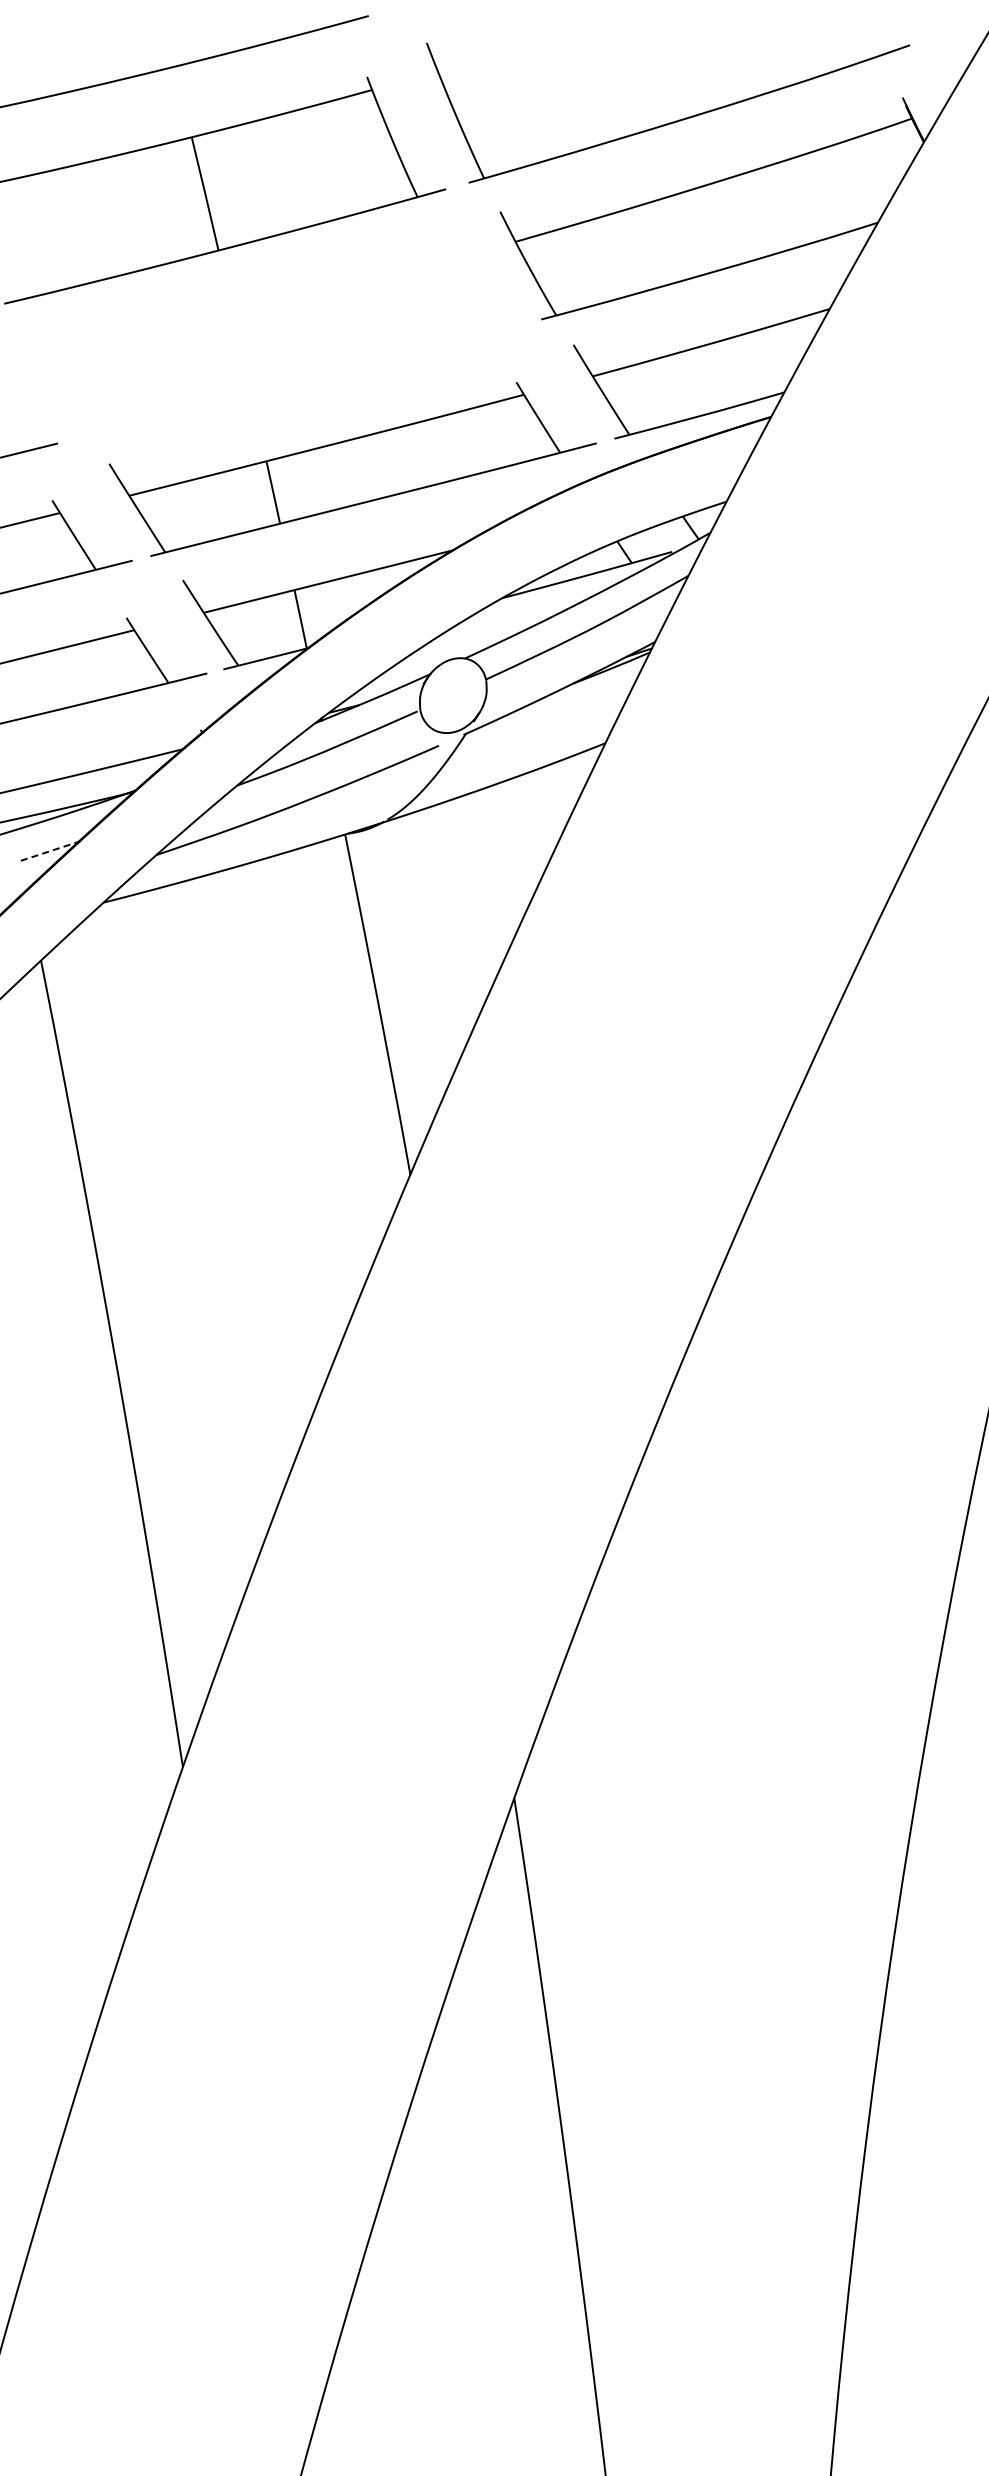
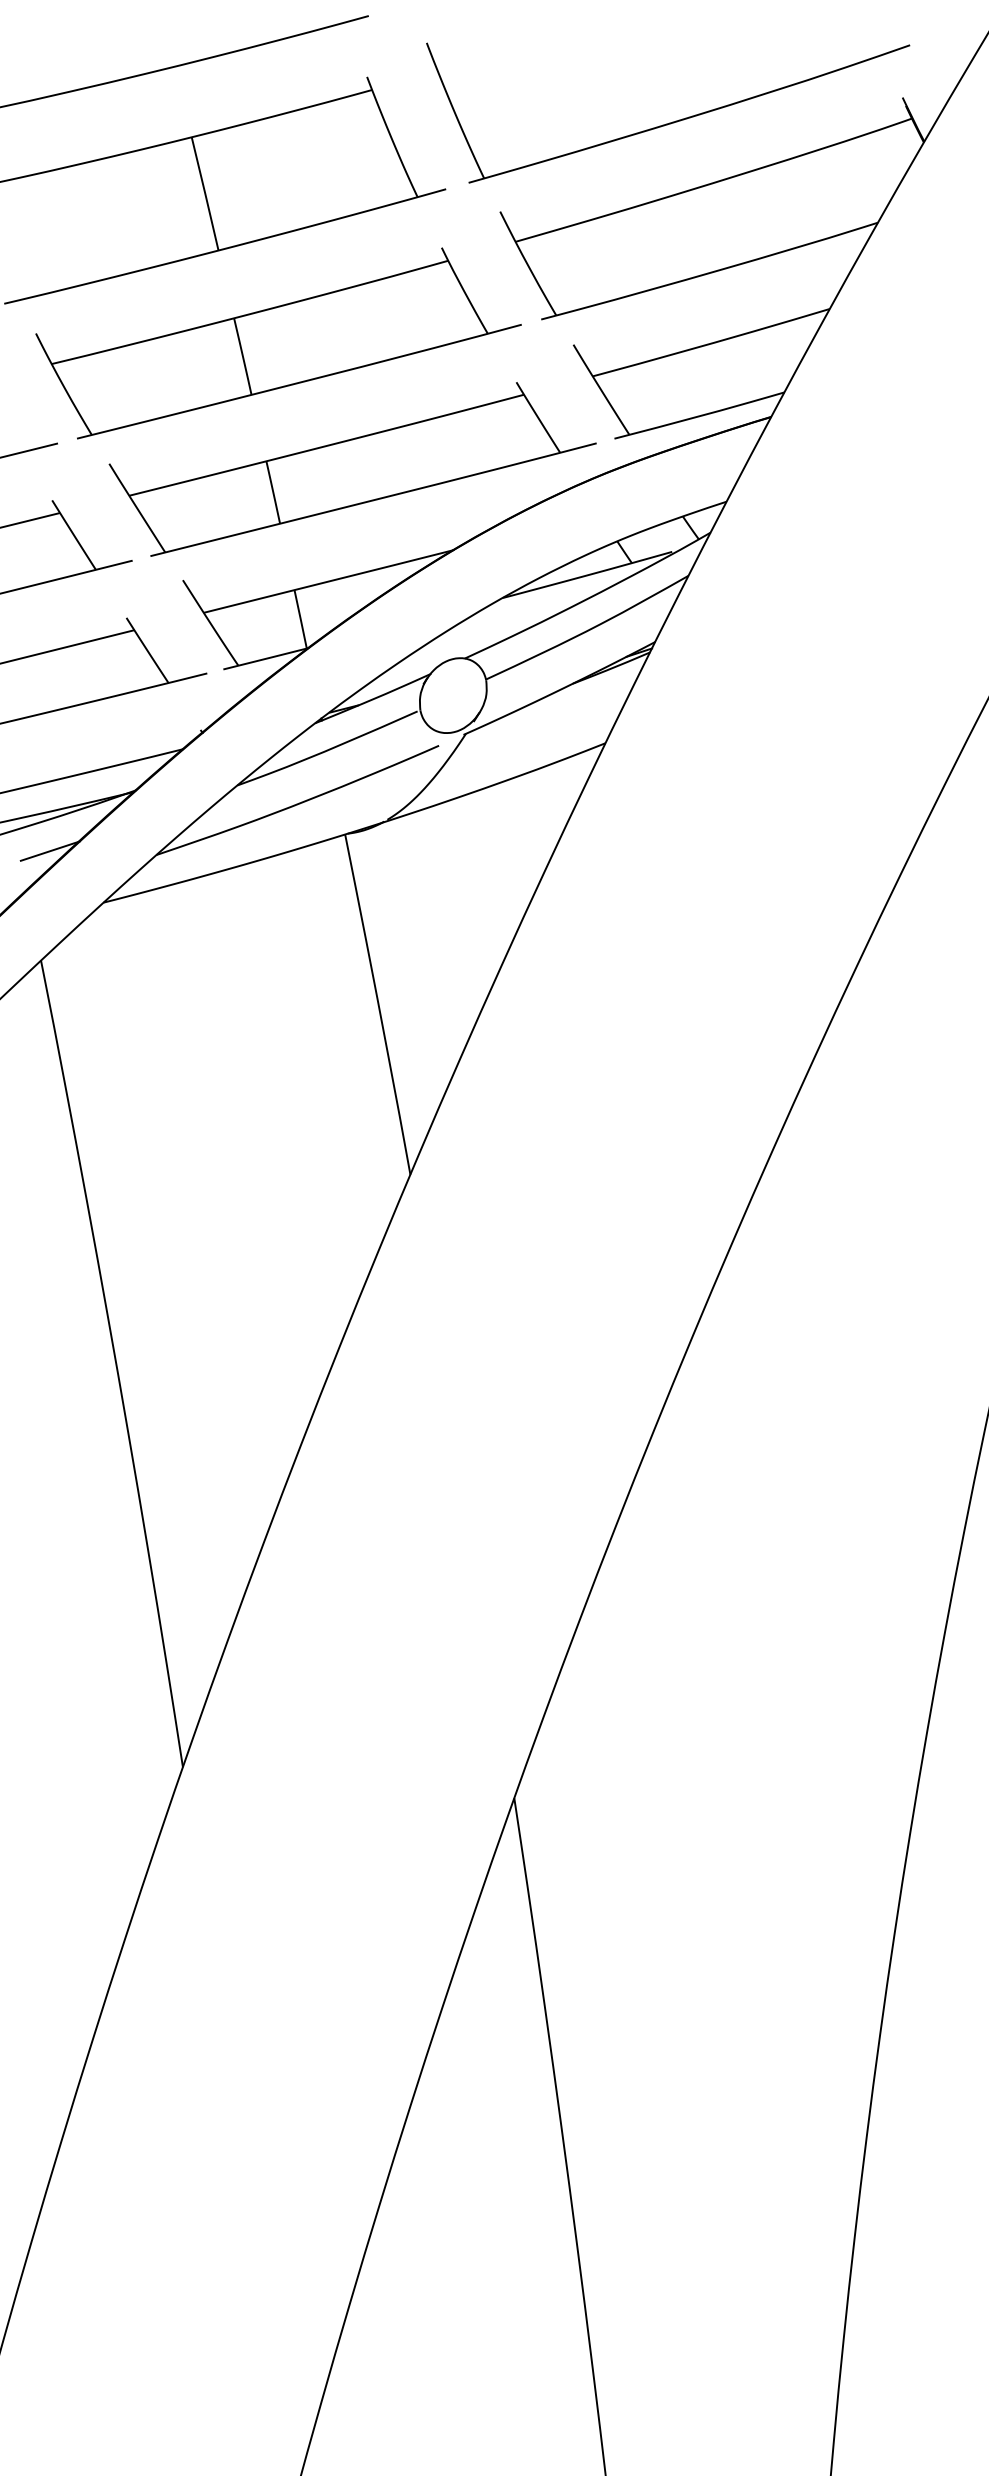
part: none -> present (278, 343)
line: dashed -> solid (50, 850)
